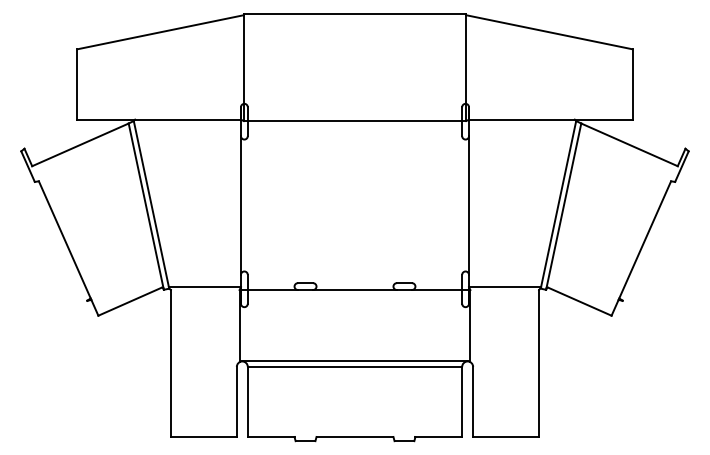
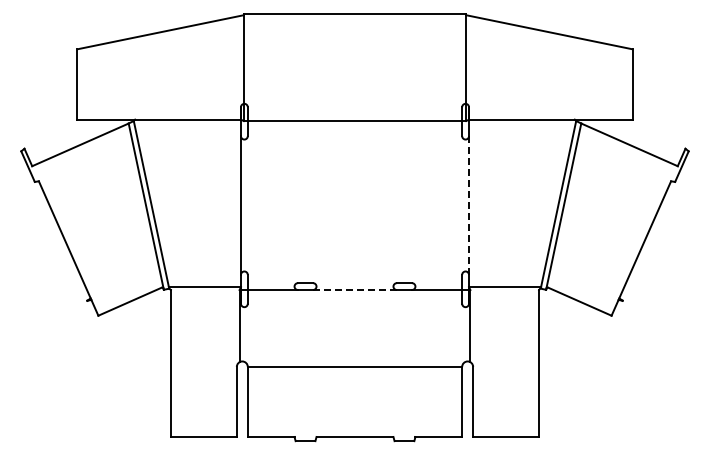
line: solid -> dashed (469, 206)
line: solid -> dashed (354, 290)
line: present -> none (354, 361)
